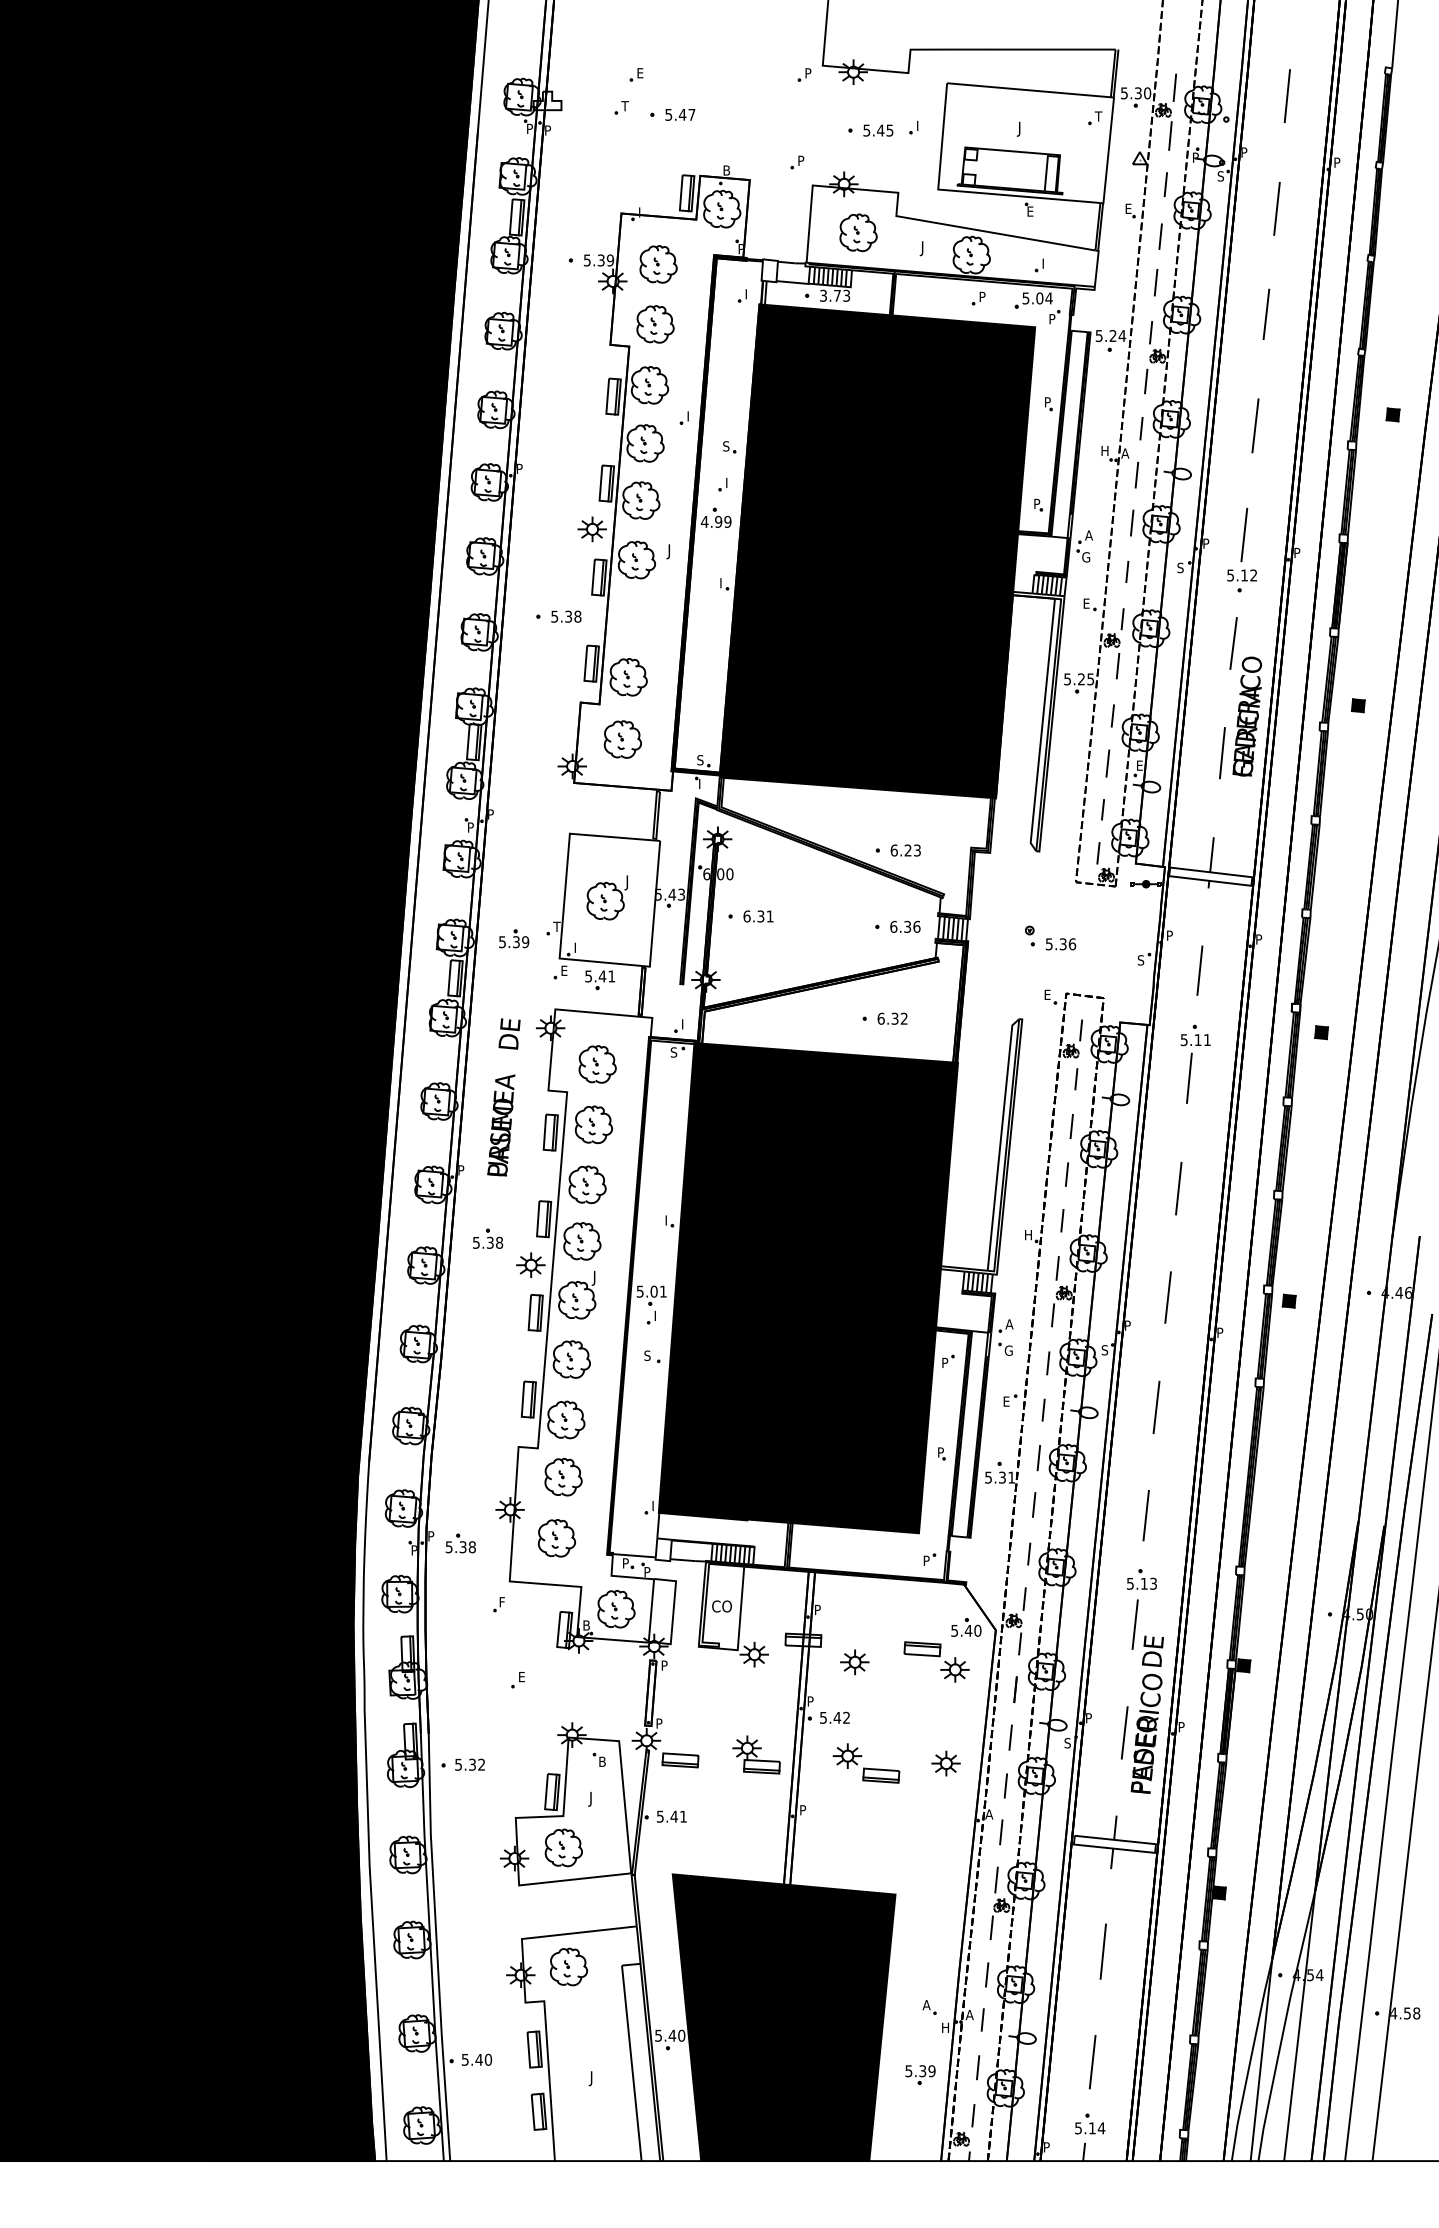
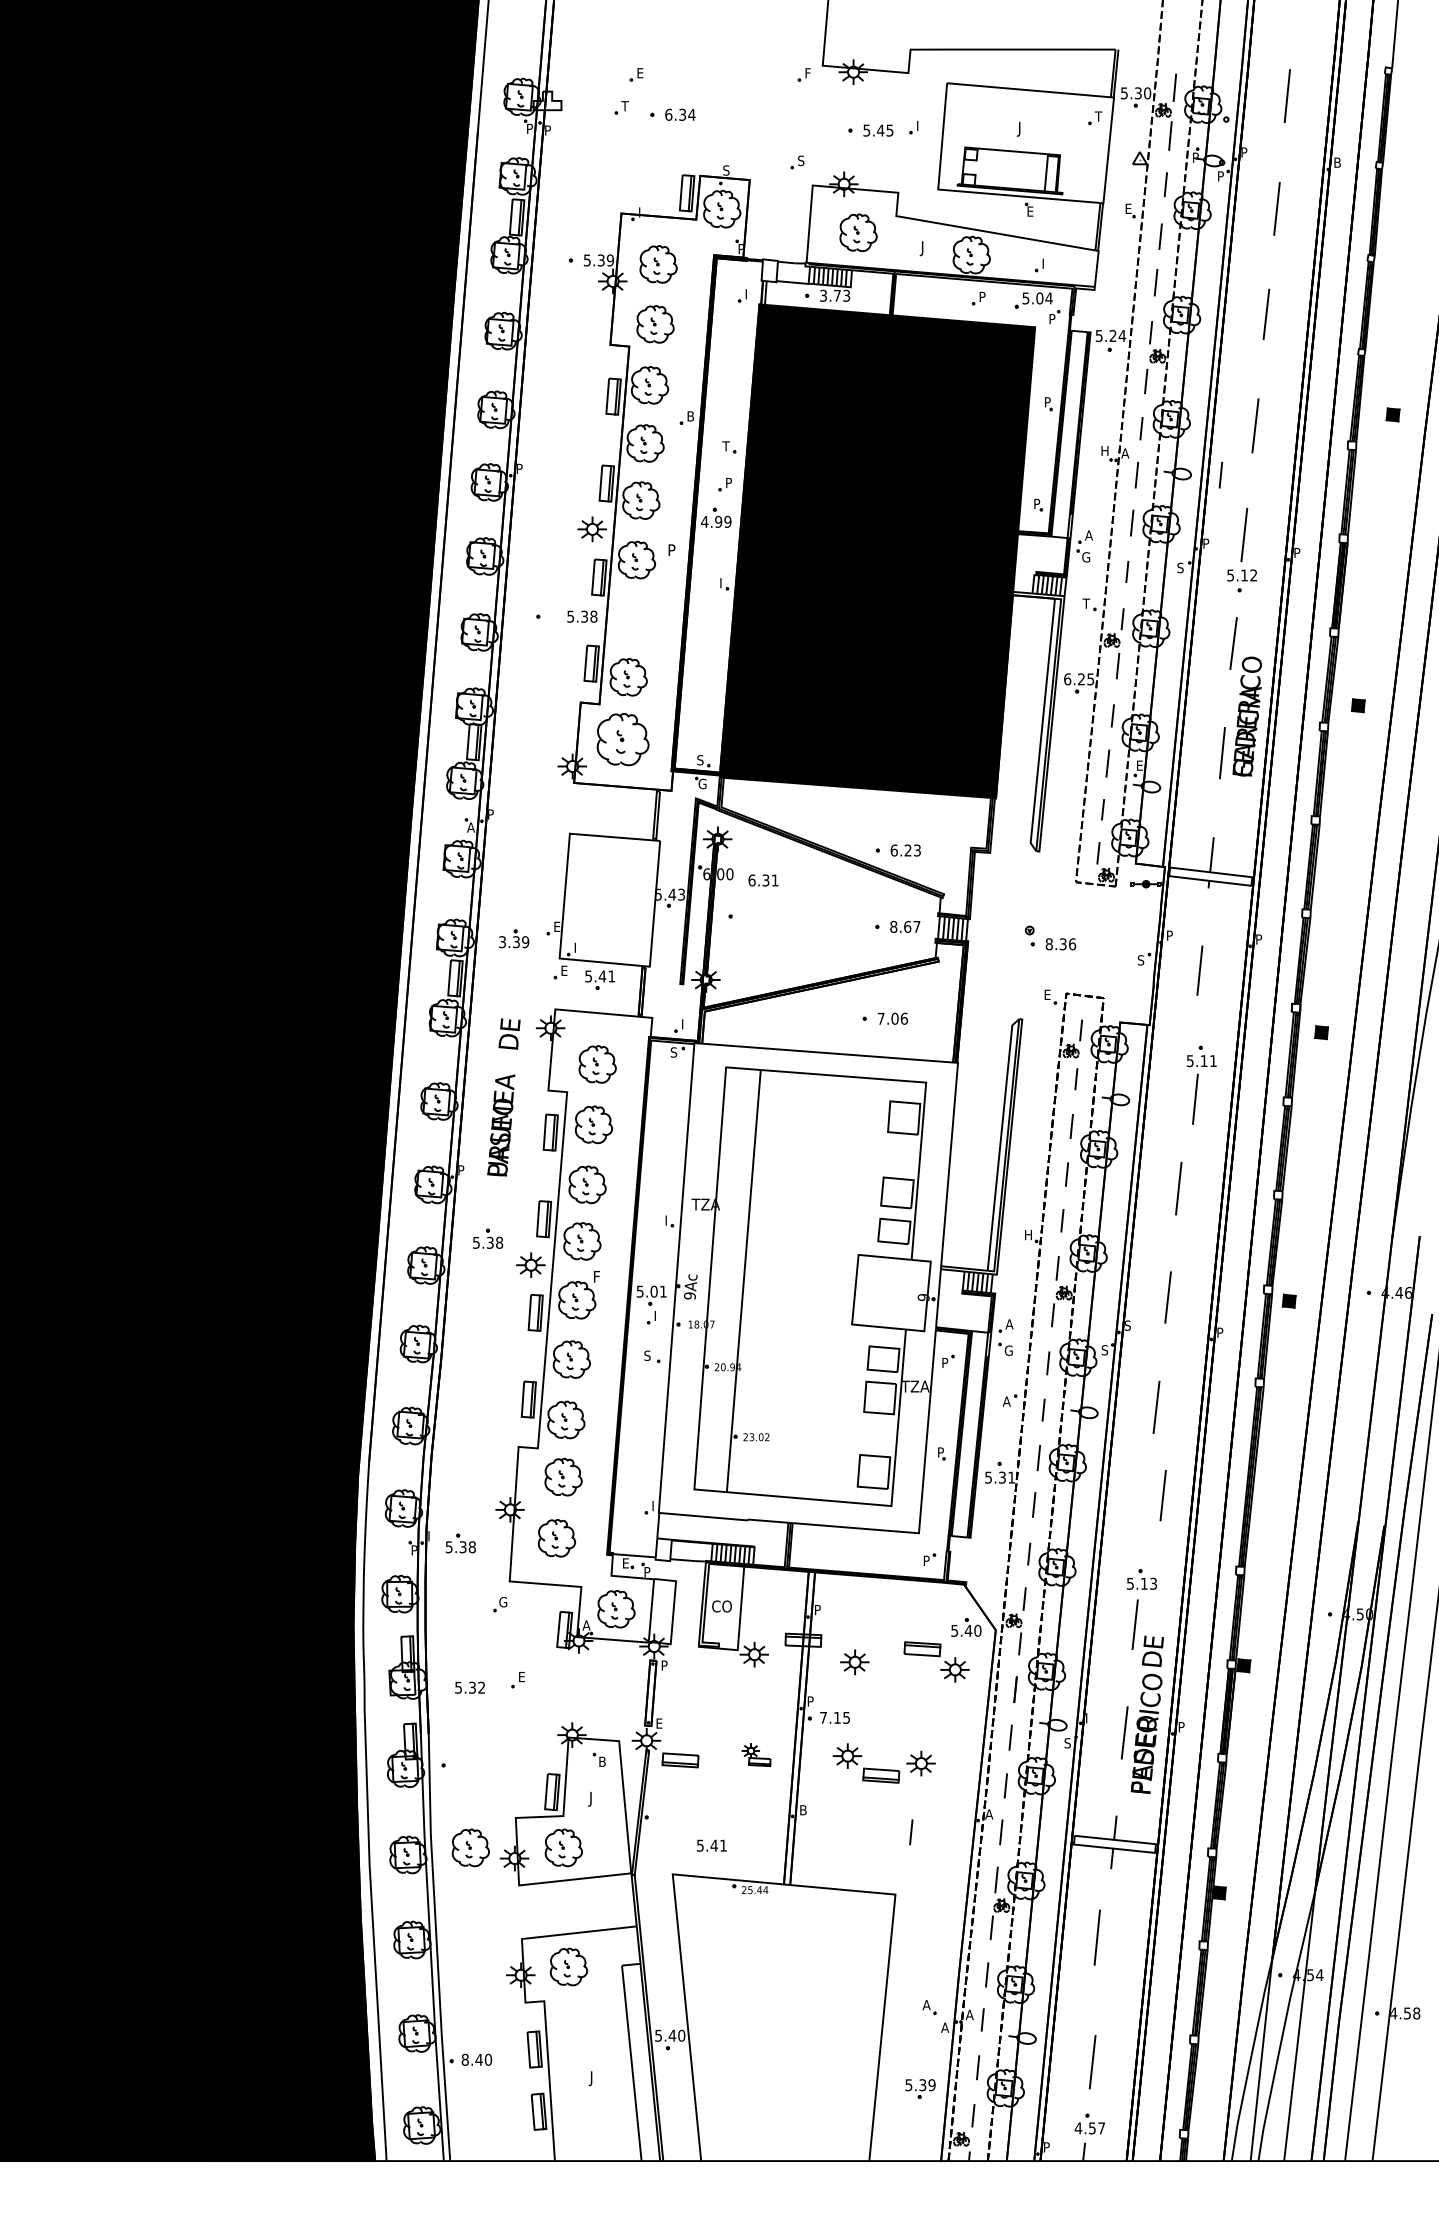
text: P -> F (808, 71)
text: 5.47 -> 6.34 (680, 114)
text: P -> S (801, 160)
text: P -> B (1337, 162)
text: B -> S (726, 170)
text: S -> P (1220, 176)
text: I -> B (691, 416)
text: S -> T (725, 446)
line: none -> present (1220, 474)
text: I -> P (729, 480)
text: J -> P (670, 551)
text: E -> T (1086, 603)
text position: (566, 616) -> (582, 616) (582, 616)
text: 5.25 -> 6.25 (1067, 679)
part size: 39x39 px -> 54x54 px (622, 739)
text: I -> G (702, 783)
text: P -> A (470, 827)
part: present -> none (606, 897)
text position: (758, 916) -> (763, 880) (763, 880)
text: T -> E (556, 926)
text: 6.36 -> 8.67 (905, 926)
text: 5.39 -> 3.39 (502, 941)
text: 5.36 -> 8.36 (1048, 944)
text: 6.32 -> 7.06 (892, 1018)
part position: (1195, 1063) -> (1201, 1084) (1201, 1084)
text: J -> F (595, 1278)
fill: present -> none (808, 1288)
text: P -> S (1127, 1325)
text: E -> A (1006, 1401)
line position: (1145, 1515) -> (1162, 1495) (1162, 1495)
text: P -> I (431, 1534)
text: P -> E (626, 1563)
text: F -> G (503, 1602)
text: B -> A (586, 1625)
text: P -> I (1089, 1716)
text: 5.42 -> 7.15 (834, 1717)
text: P -> E (659, 1723)
part size: 49x40 px -> 31x25 px (756, 1755)
part position: (945, 1763) -> (920, 1763) (920, 1763)
text position: (469, 1764) -> (469, 1687) (469, 1687)
text: P -> B (803, 1810)
text position: (671, 1816) -> (711, 1845) (711, 1845)
line: none -> present (911, 1832)
part: none -> present (470, 1847)
line position: (1102, 1951) -> (1096, 1937) (1096, 1937)
fill: present -> none (783, 2017)
text: H -> A (945, 2027)
text: 5.40 -> 8.40 (464, 2059)
part position: (920, 2074) -> (920, 2088) (920, 2088)
text: 5.14 -> 4.57 (1089, 2128)
